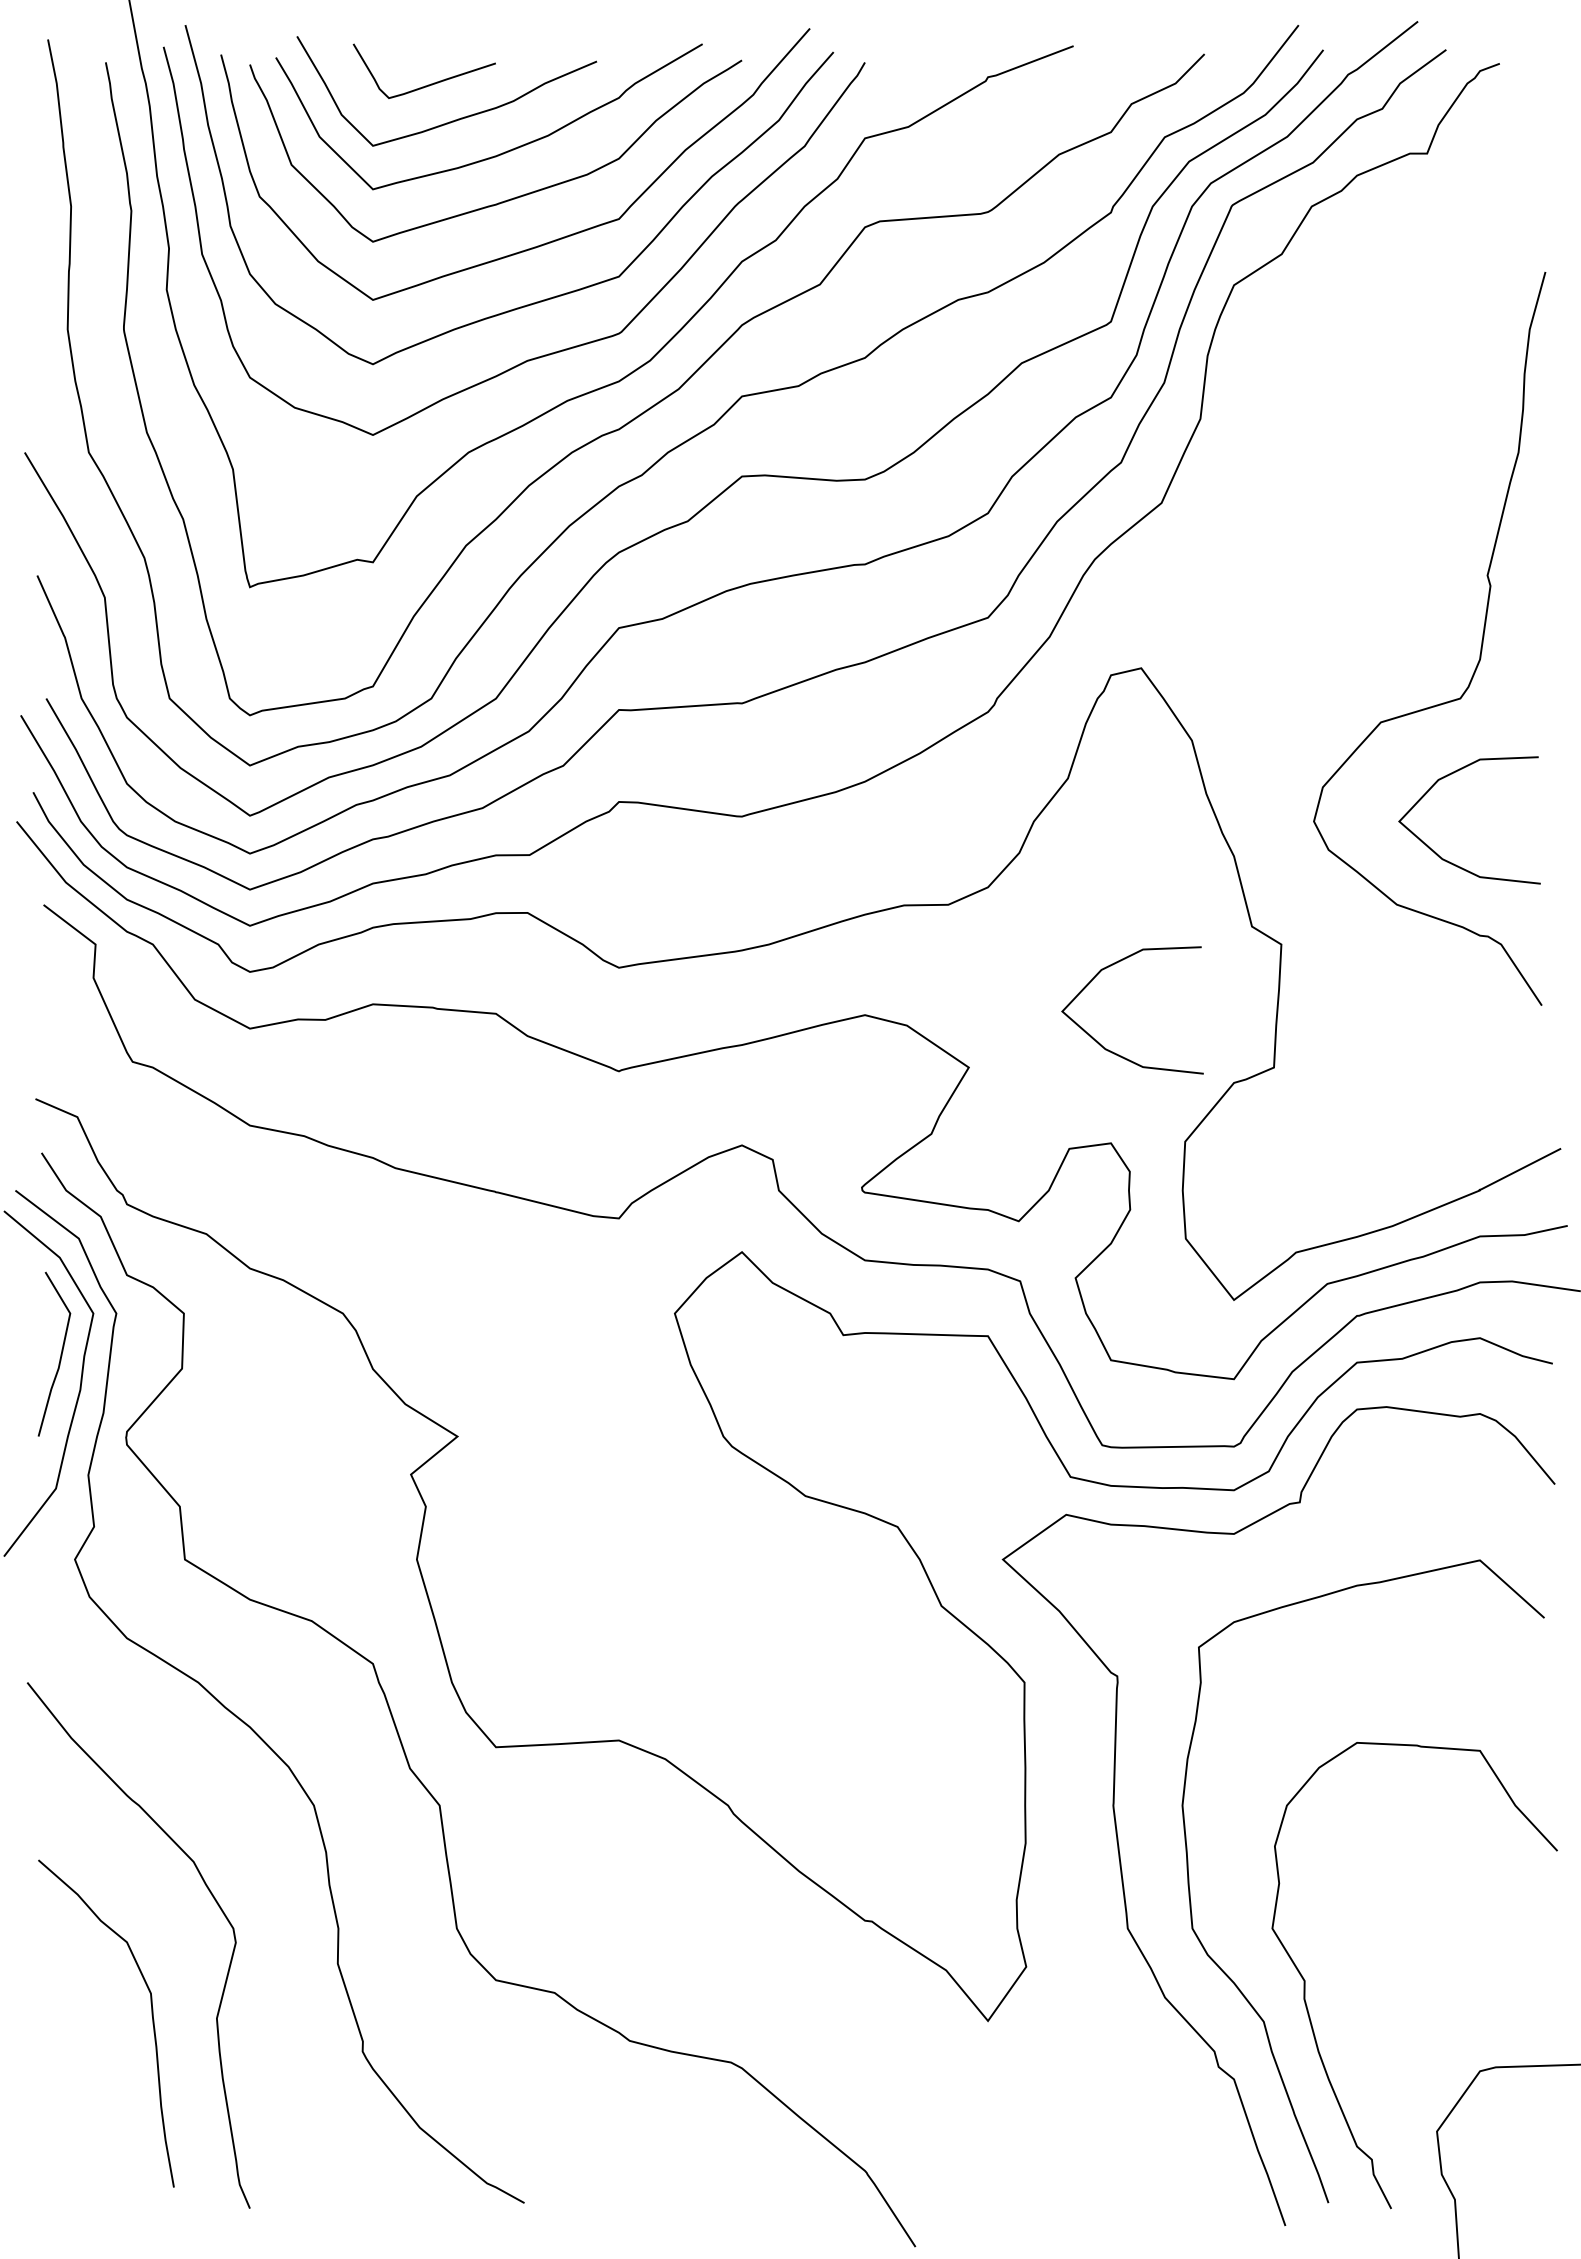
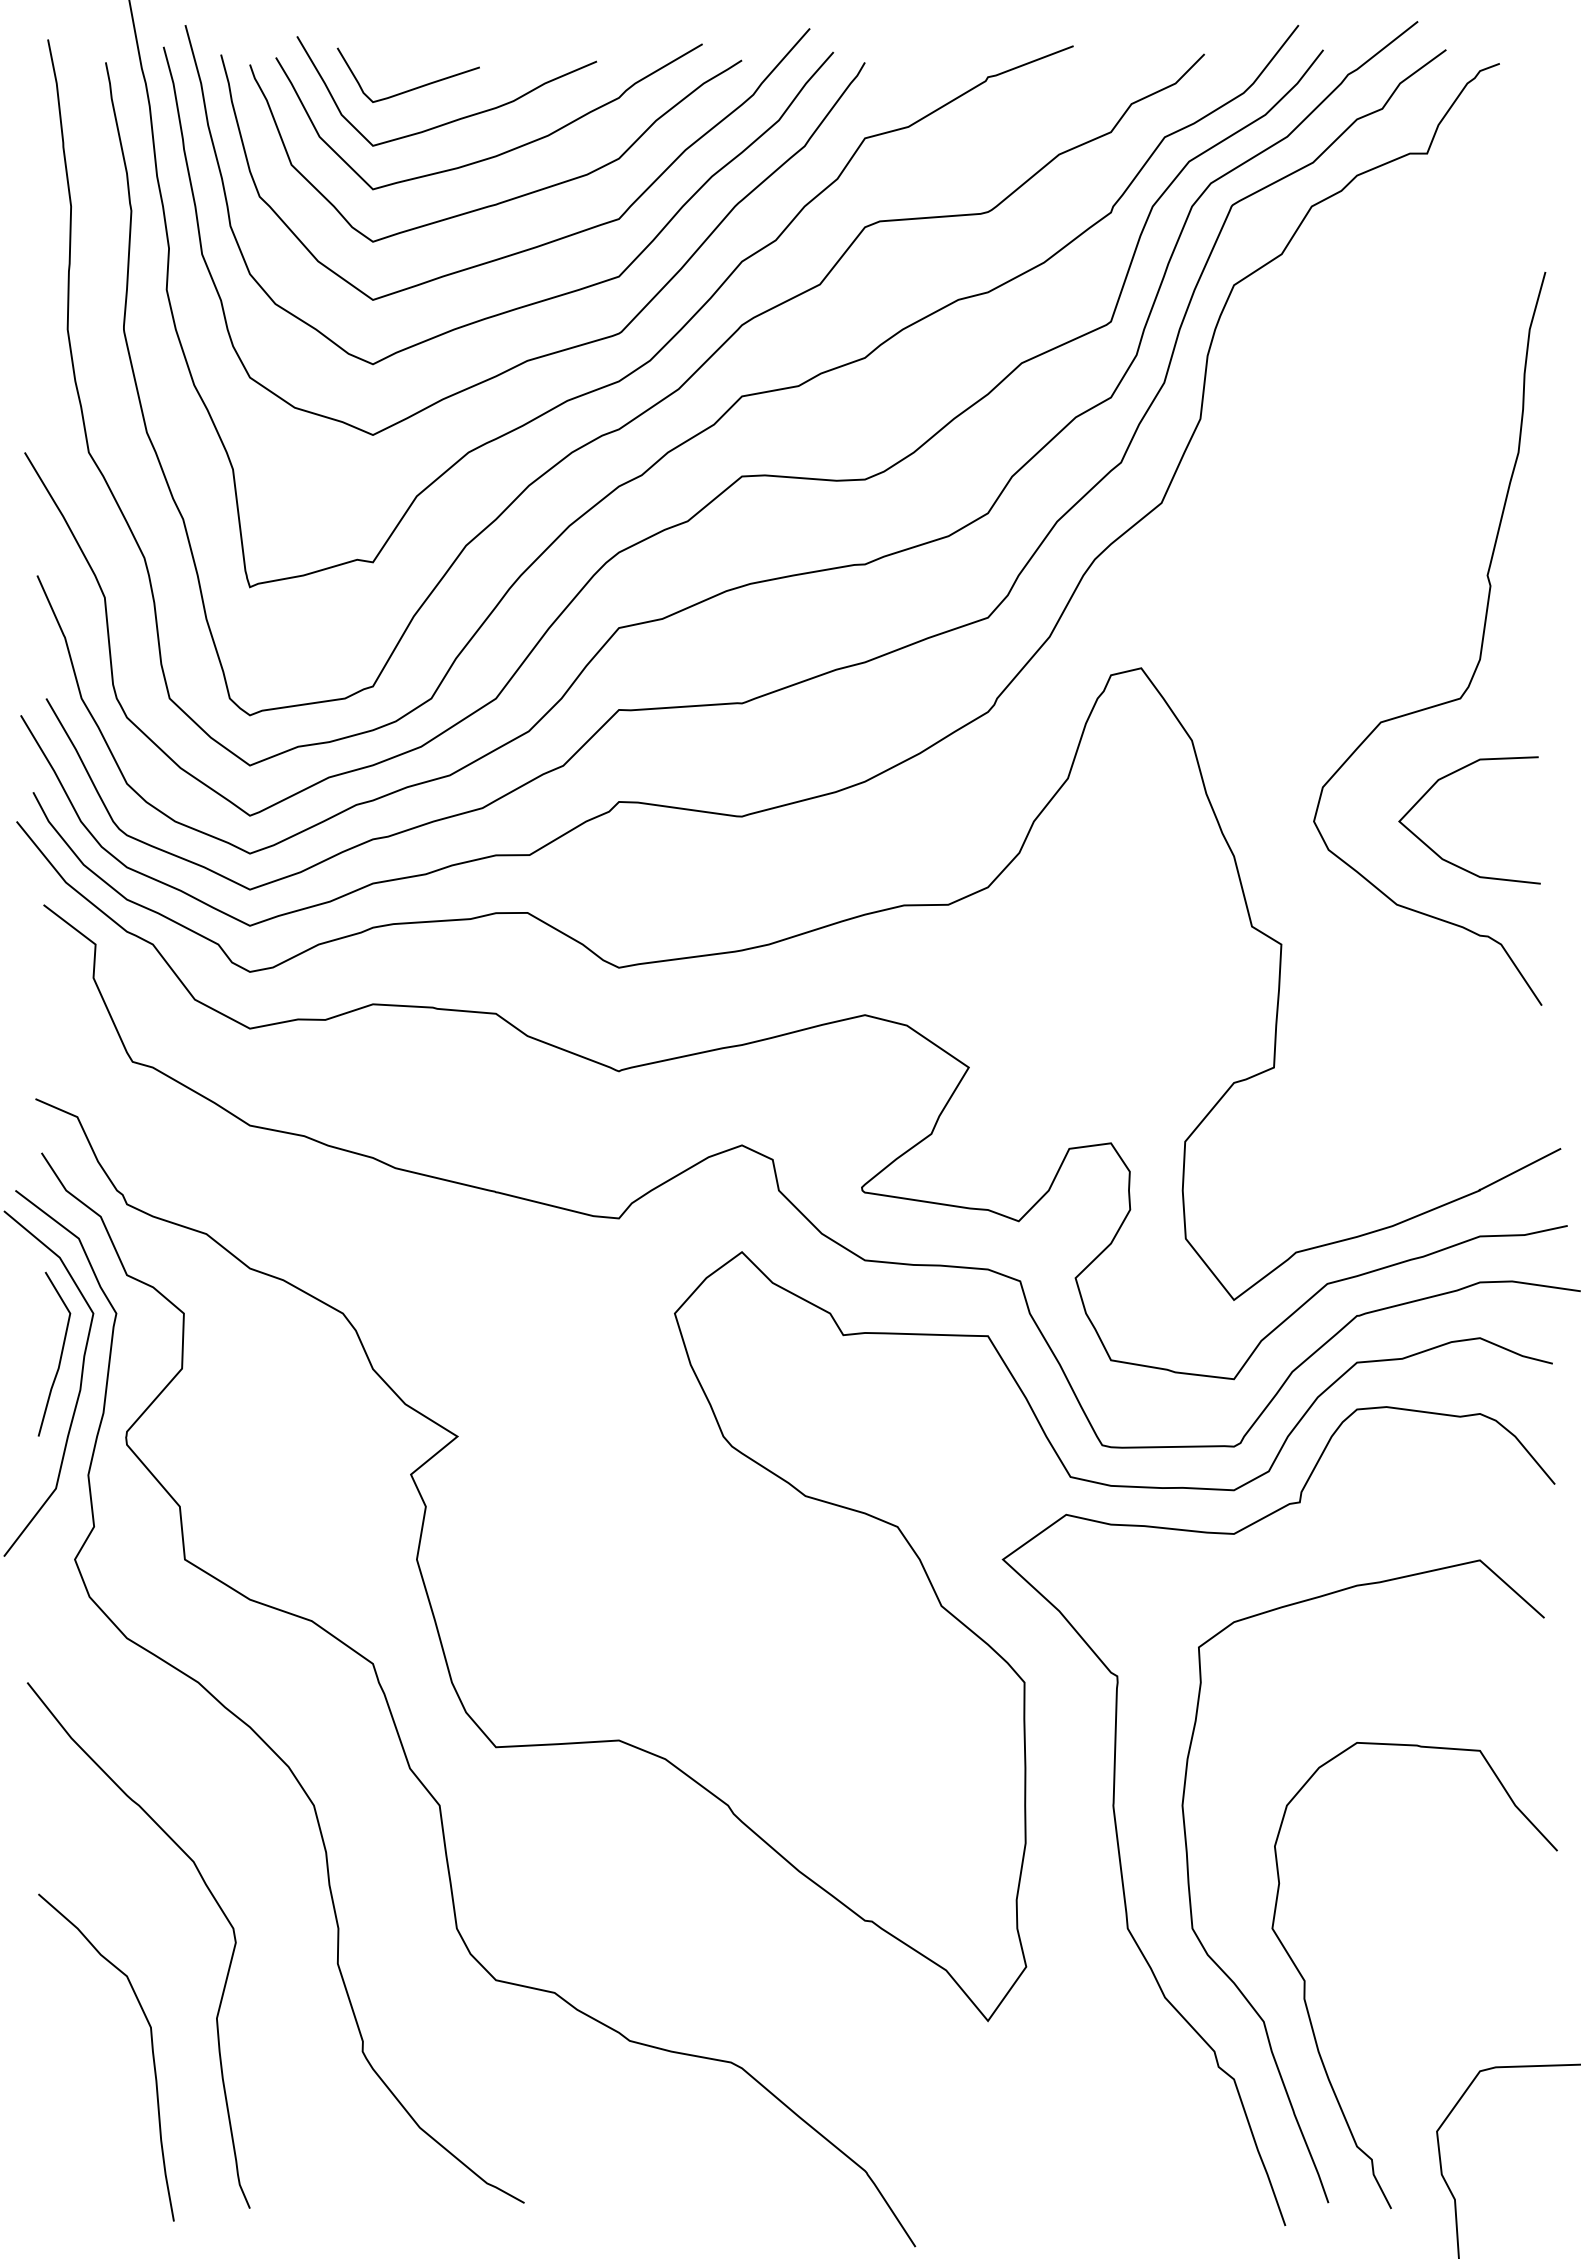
curve position: (428, 84) -> (412, 88) (412, 88)
curve: present -> none (1117, 1053)
curve position: (151, 2015) -> (151, 2049) (151, 2049)
